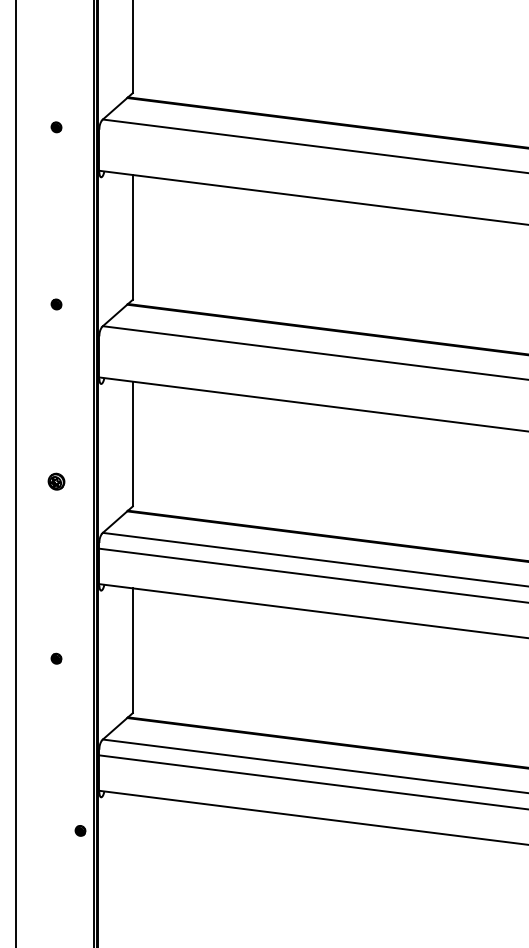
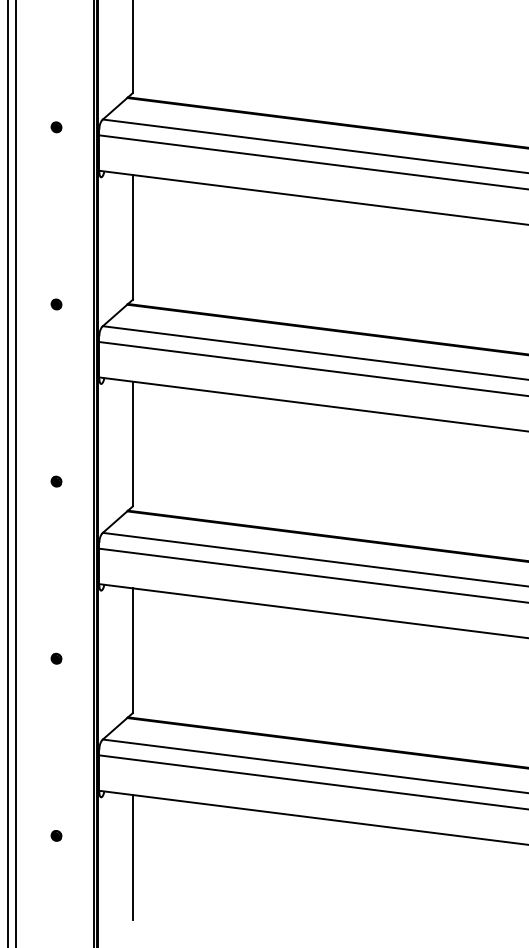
line: none -> present (312, 162)
line: none -> present (312, 368)
line: none -> present (7, 473)
part size: 19x19 px -> 13x13 px (56, 481)
part position: (80, 830) -> (56, 835) (56, 835)
line: none -> present (132, 857)
